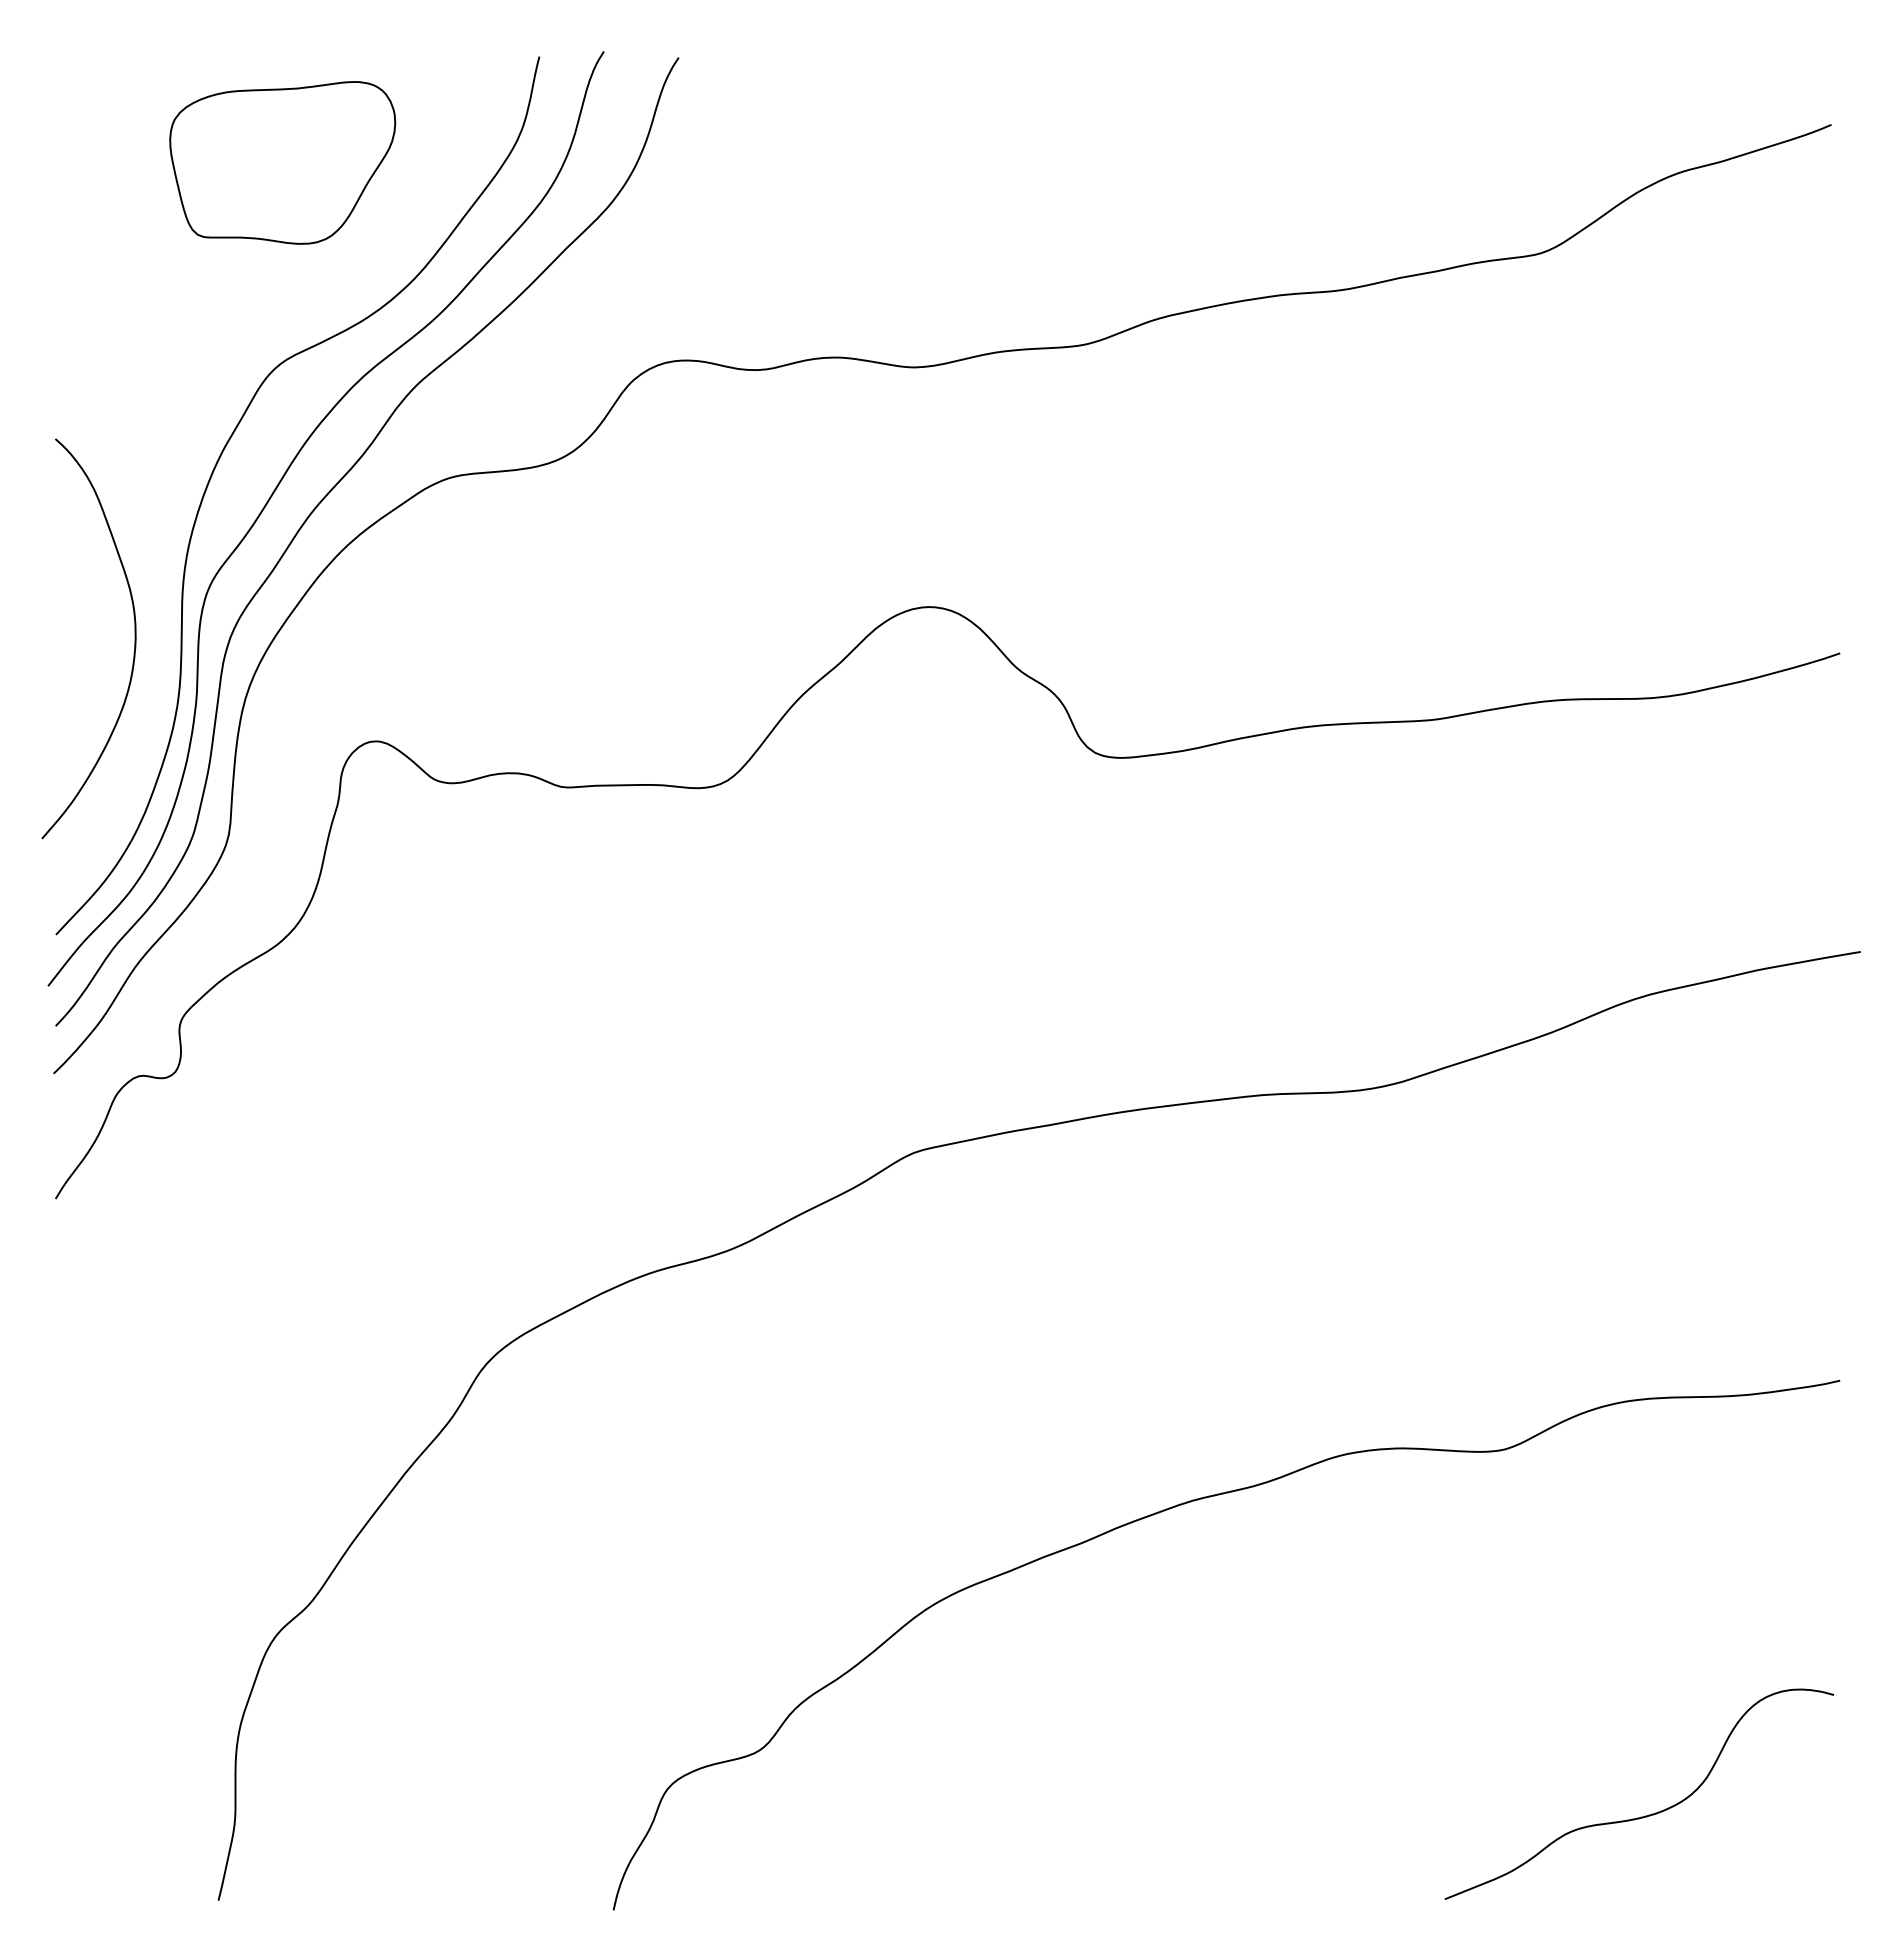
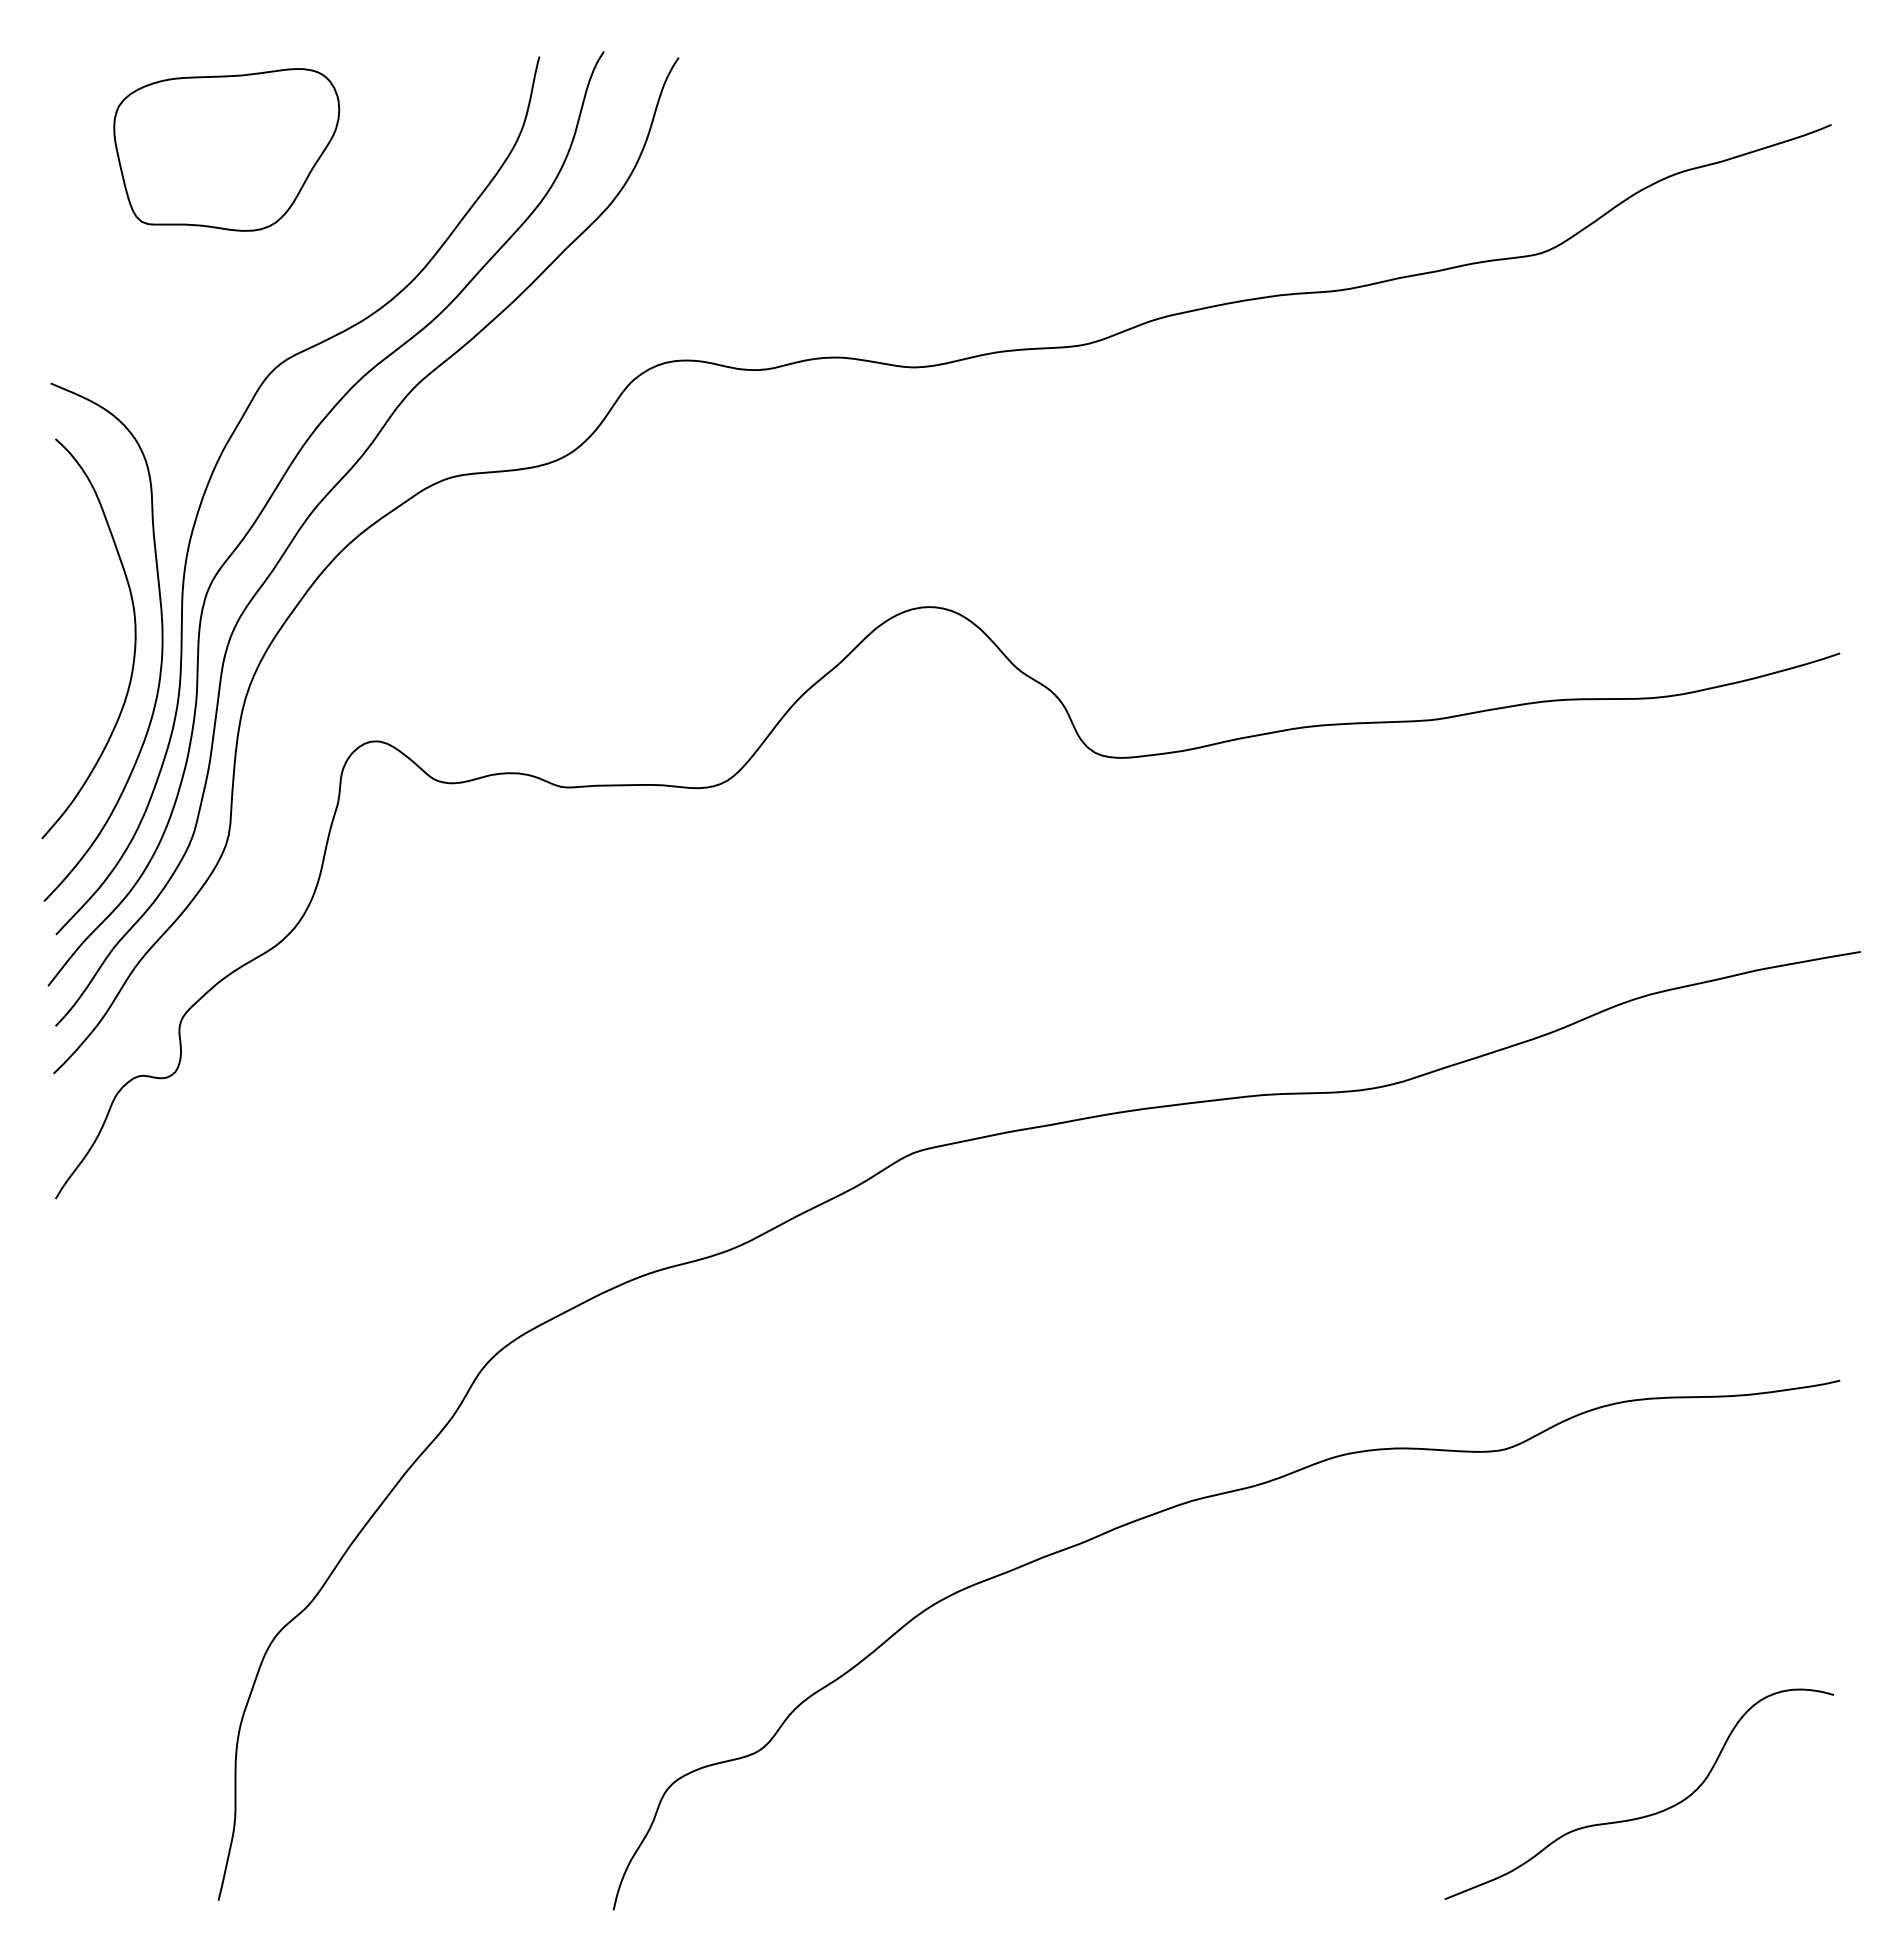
part position: (282, 162) -> (226, 149) (226, 149)
curve: none -> present (161, 641)
